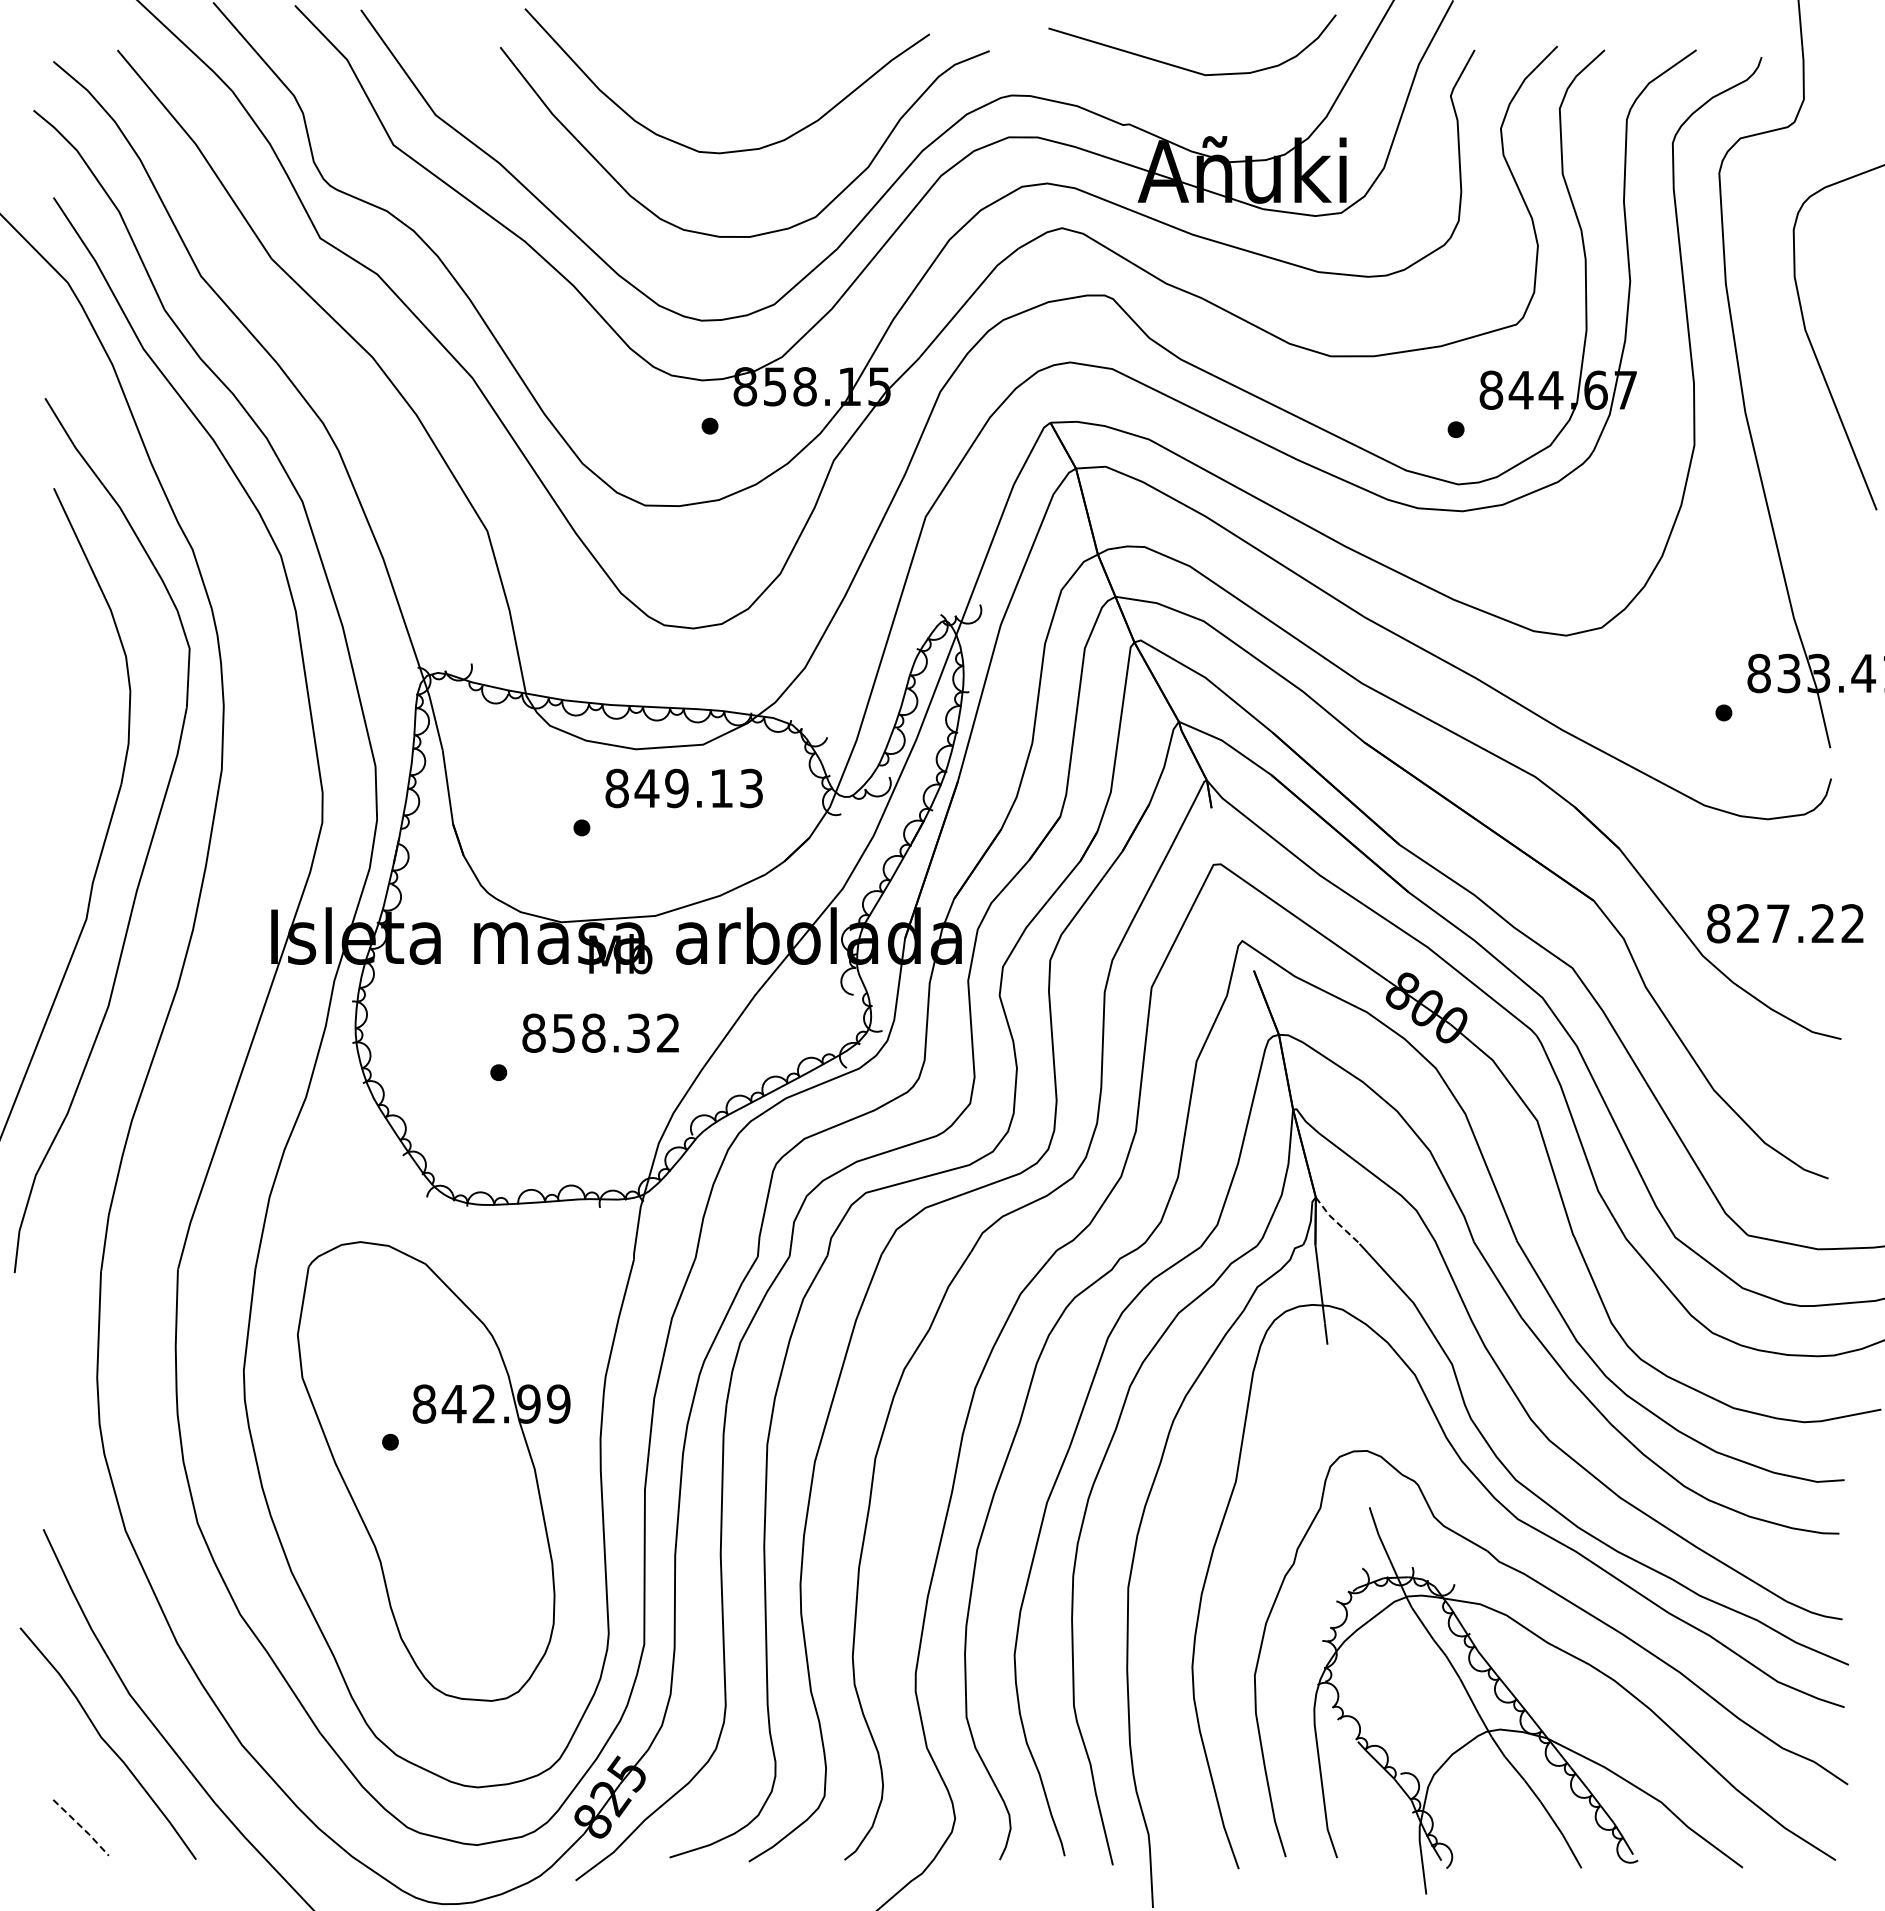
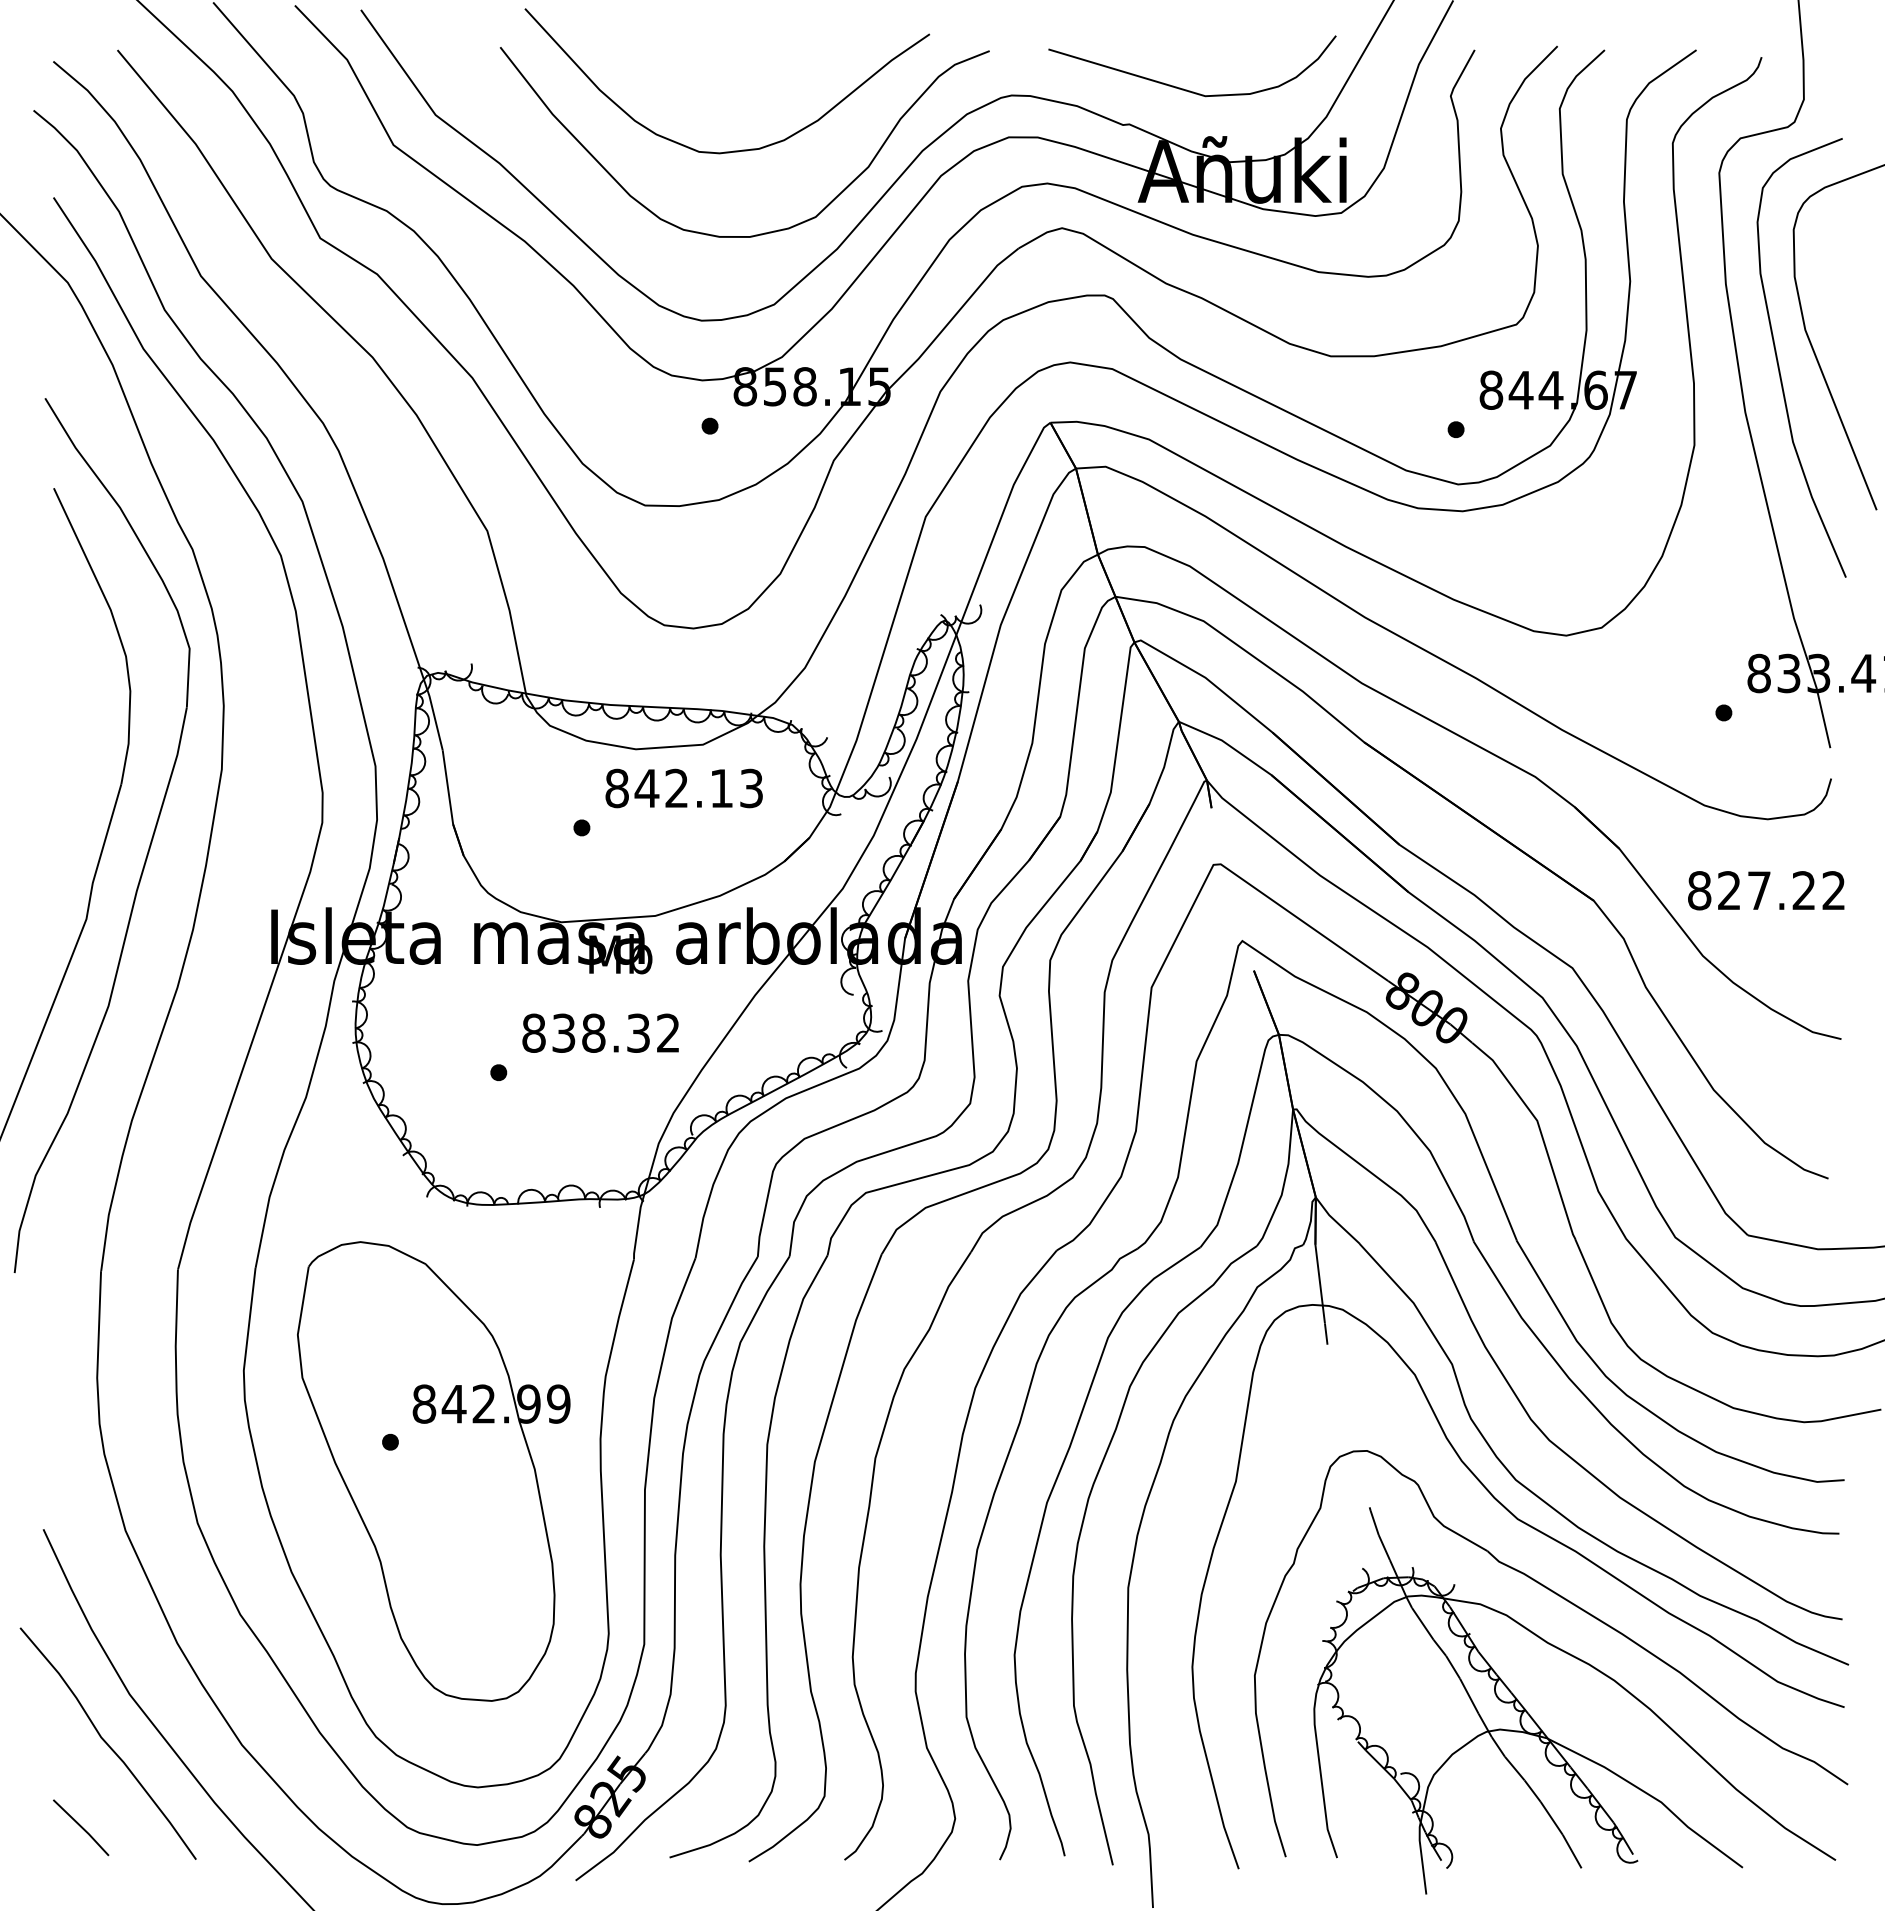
curve position: (1183, 67) -> (1183, 88) (1183, 88)
curve: none -> present (1778, 360)
text: 849.13 -> 842.13 (676, 788)
text position: (1785, 923) -> (1766, 890) (1766, 890)
text: 858.32 -> 838.32 (564, 1032)
line: dashed -> solid (1335, 1221)
line: dashed -> solid (82, 1828)
